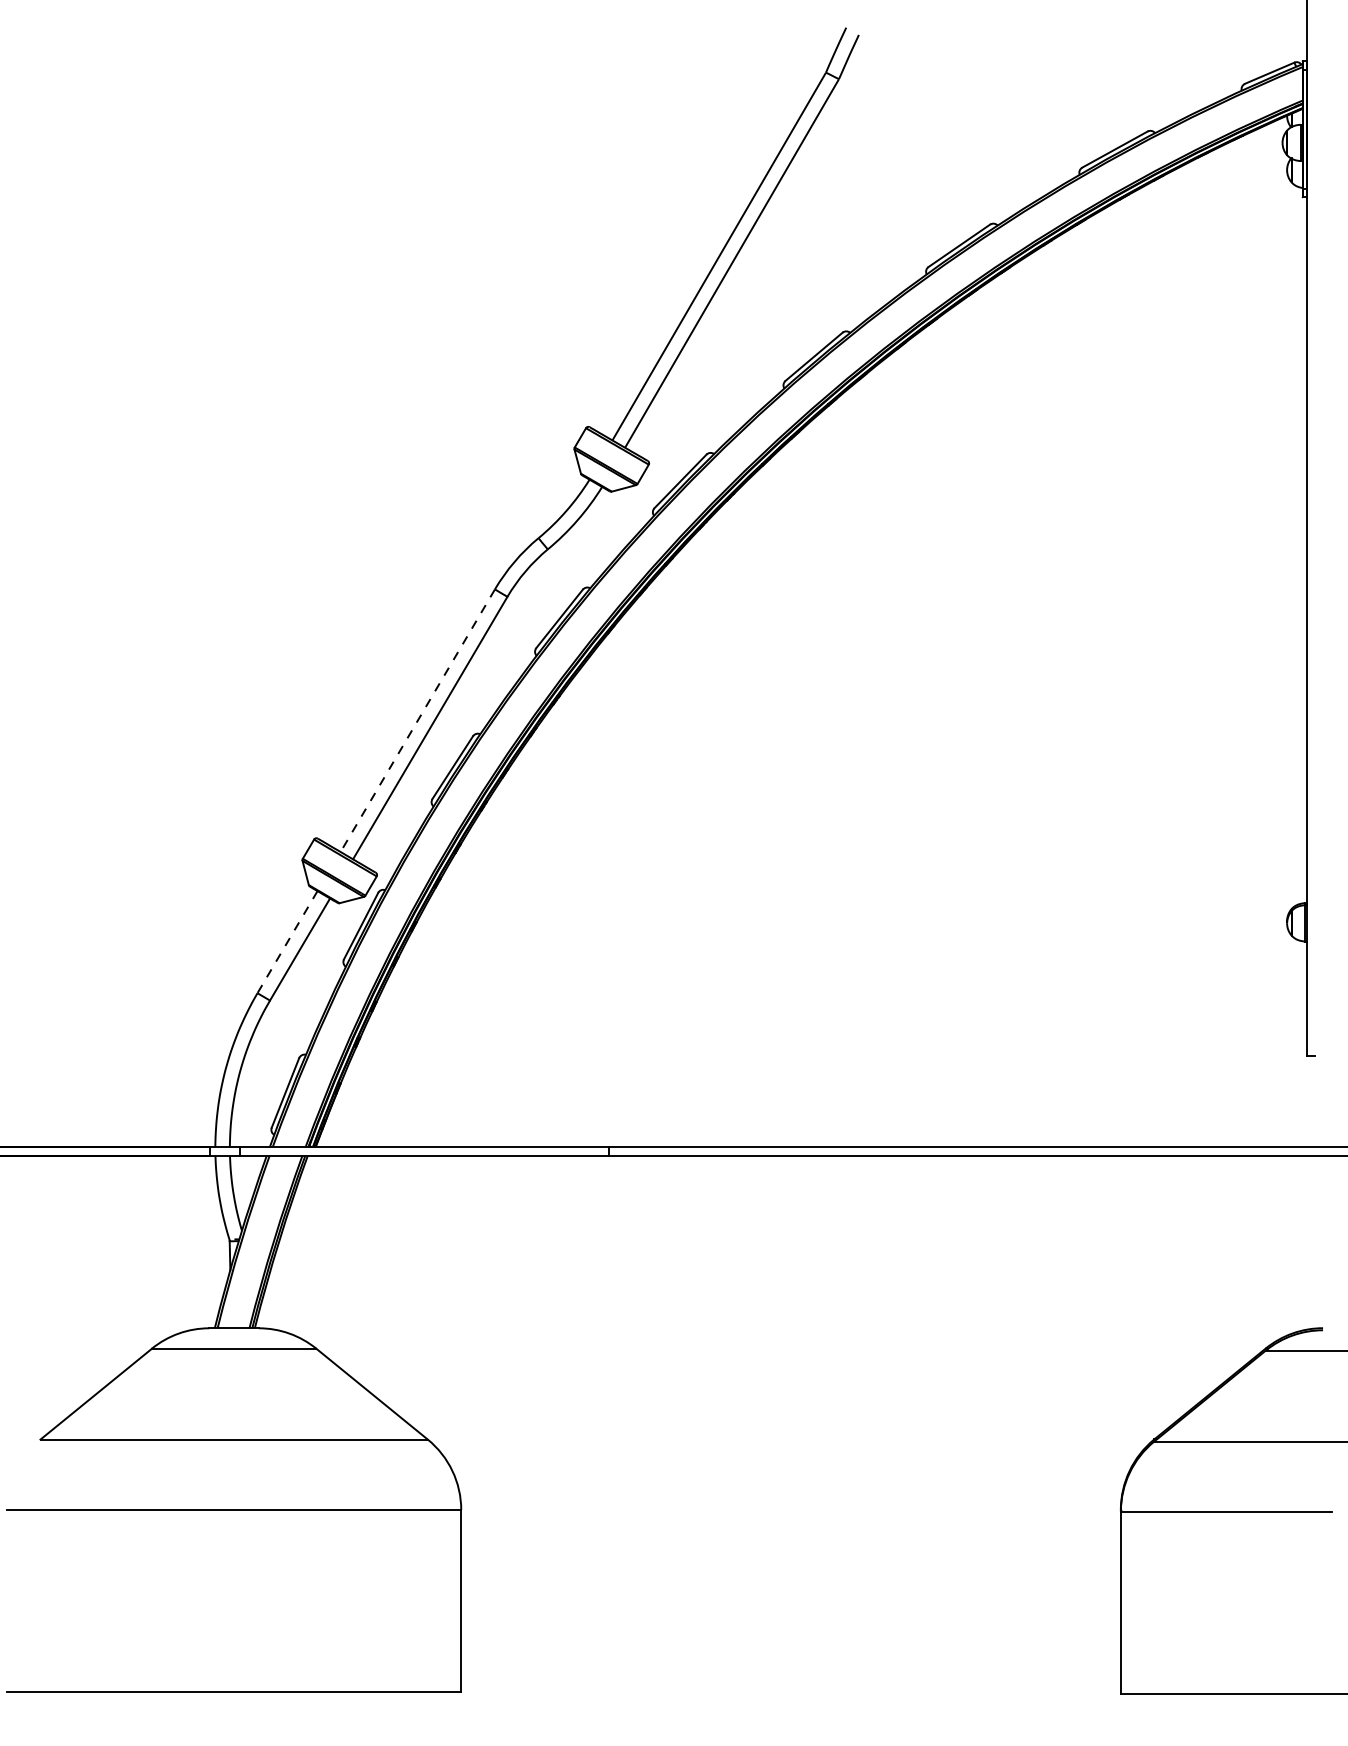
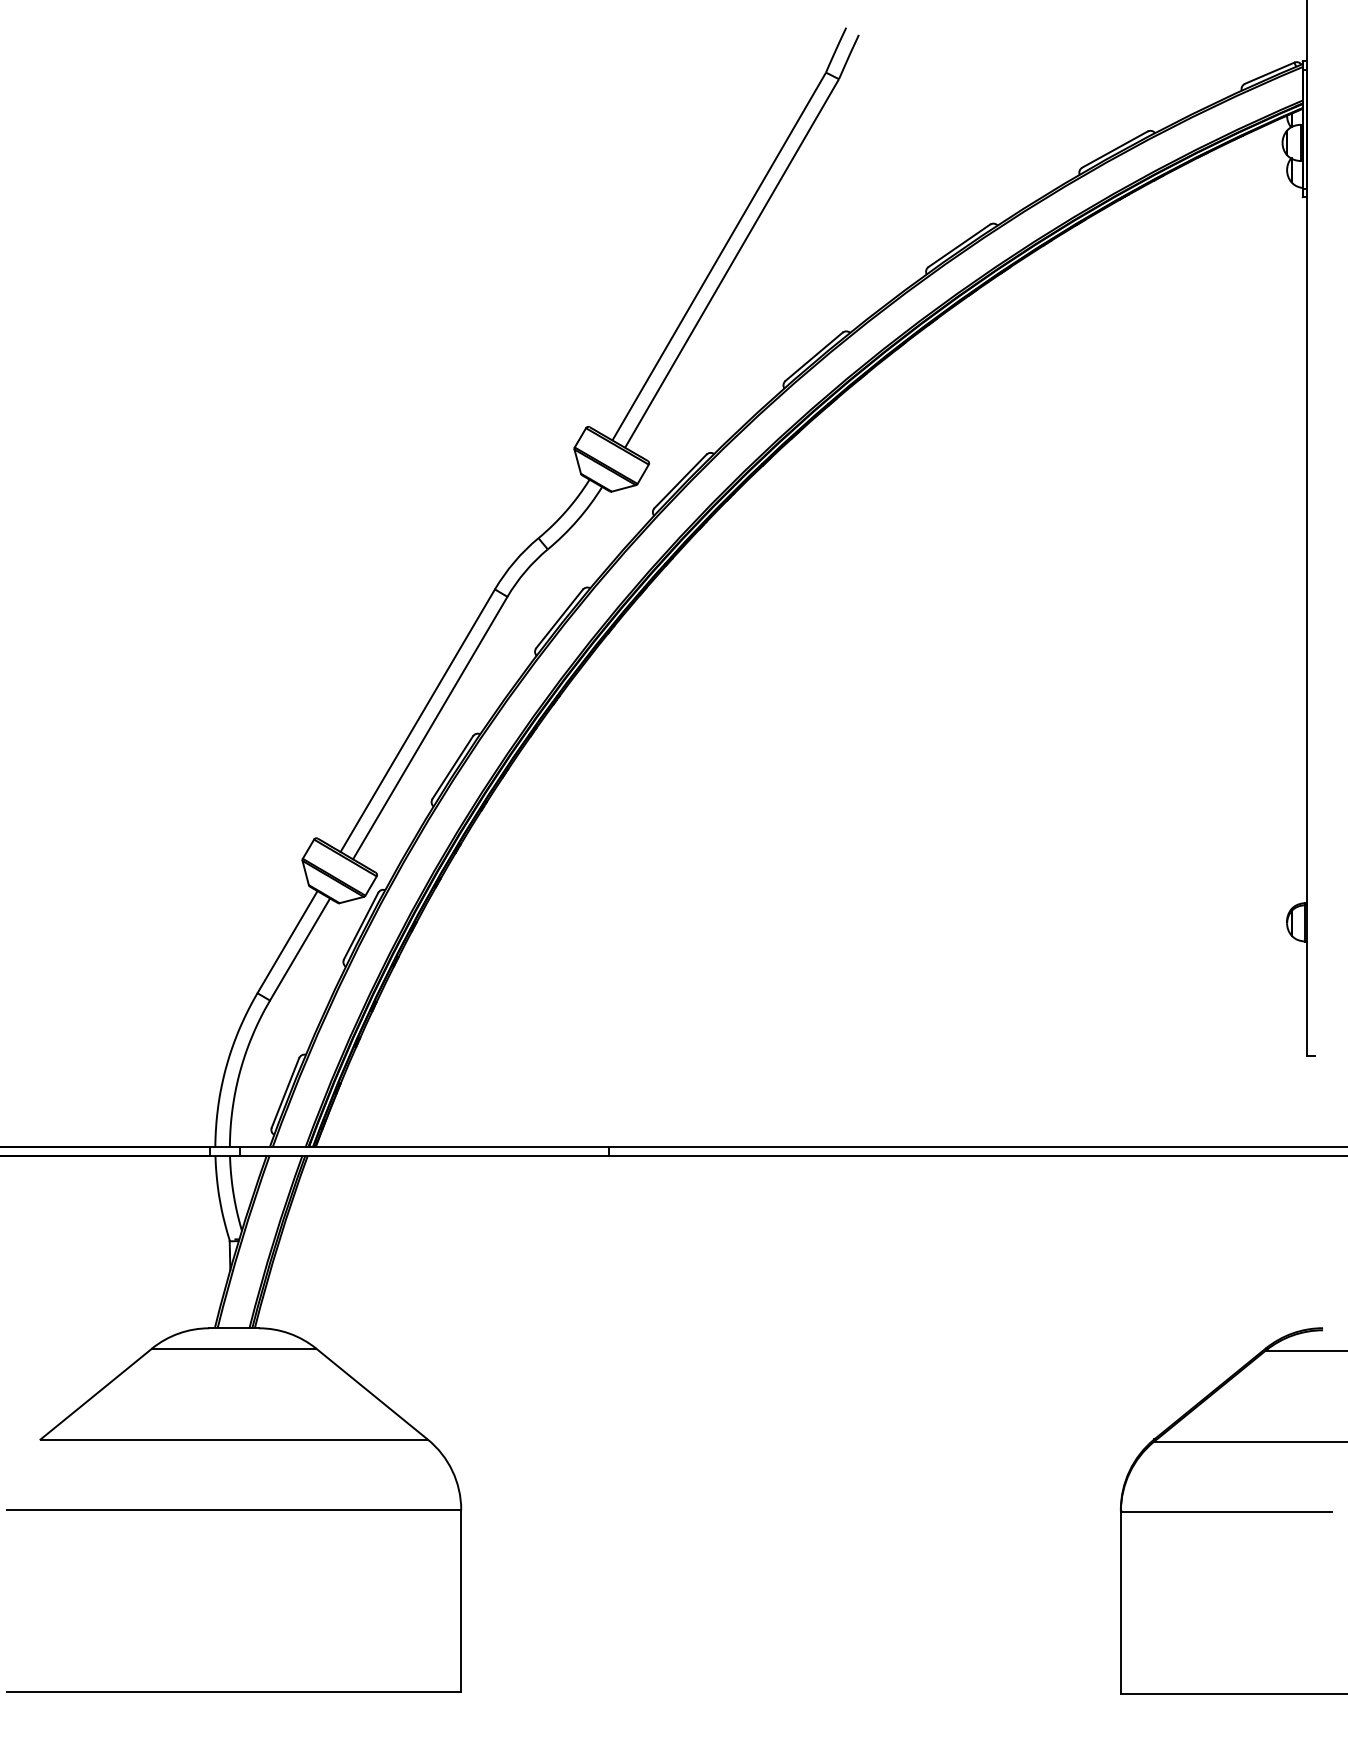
line: dashed -> solid (417, 721)
line: dashed -> solid (287, 942)
